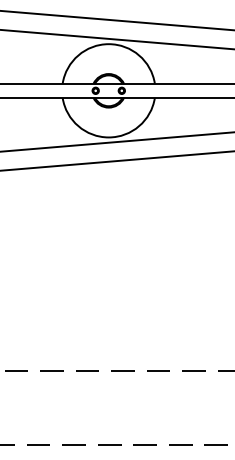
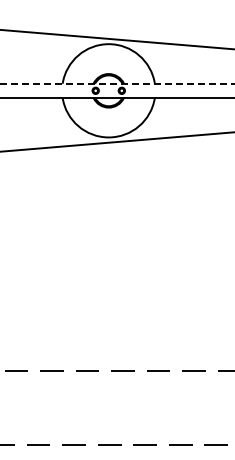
line: present -> none (116, 20)
line: solid -> dashed (117, 83)
line: present -> none (116, 160)
